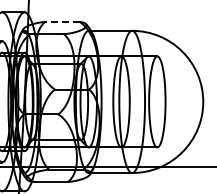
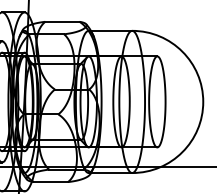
line: dashed -> solid (61, 21)
